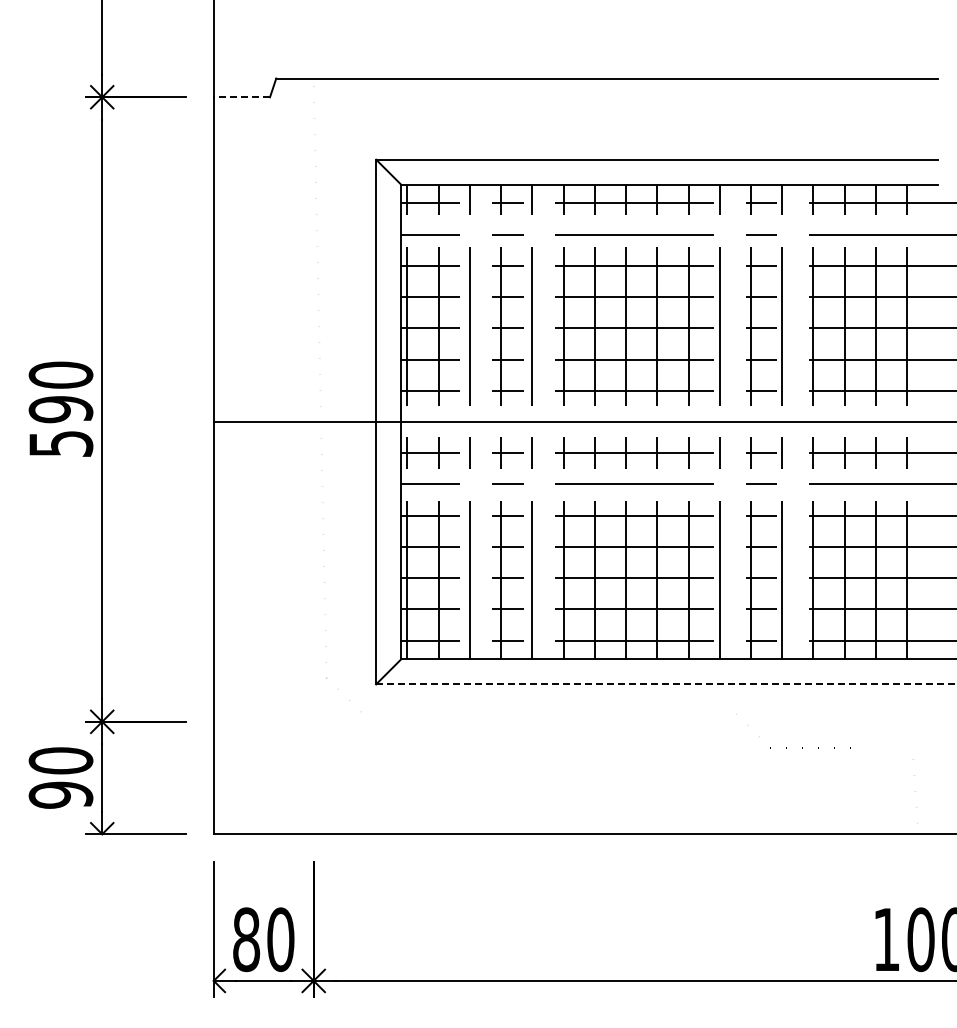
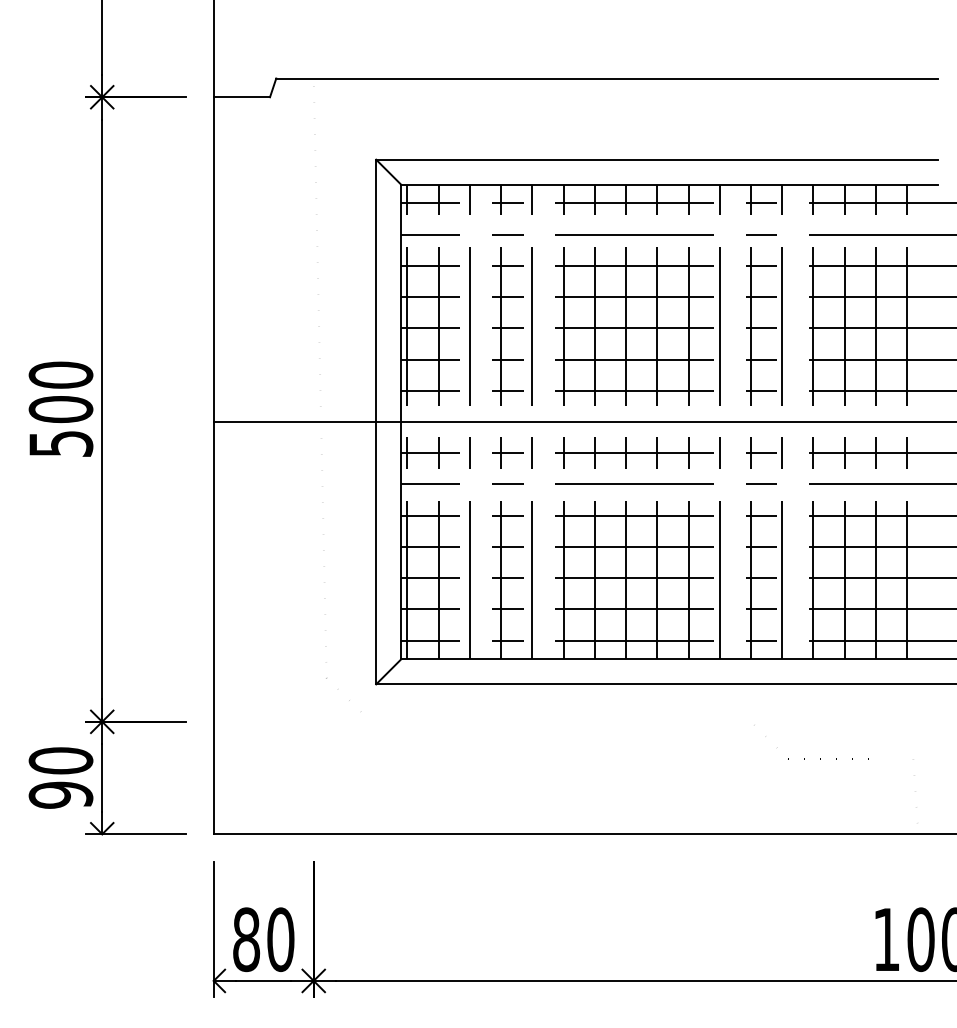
line: dashed -> solid (241, 97)
text: 590 -> 500 (60, 409)
line: dashed -> solid (667, 684)
part position: (786, 747) -> (804, 758) (804, 758)
